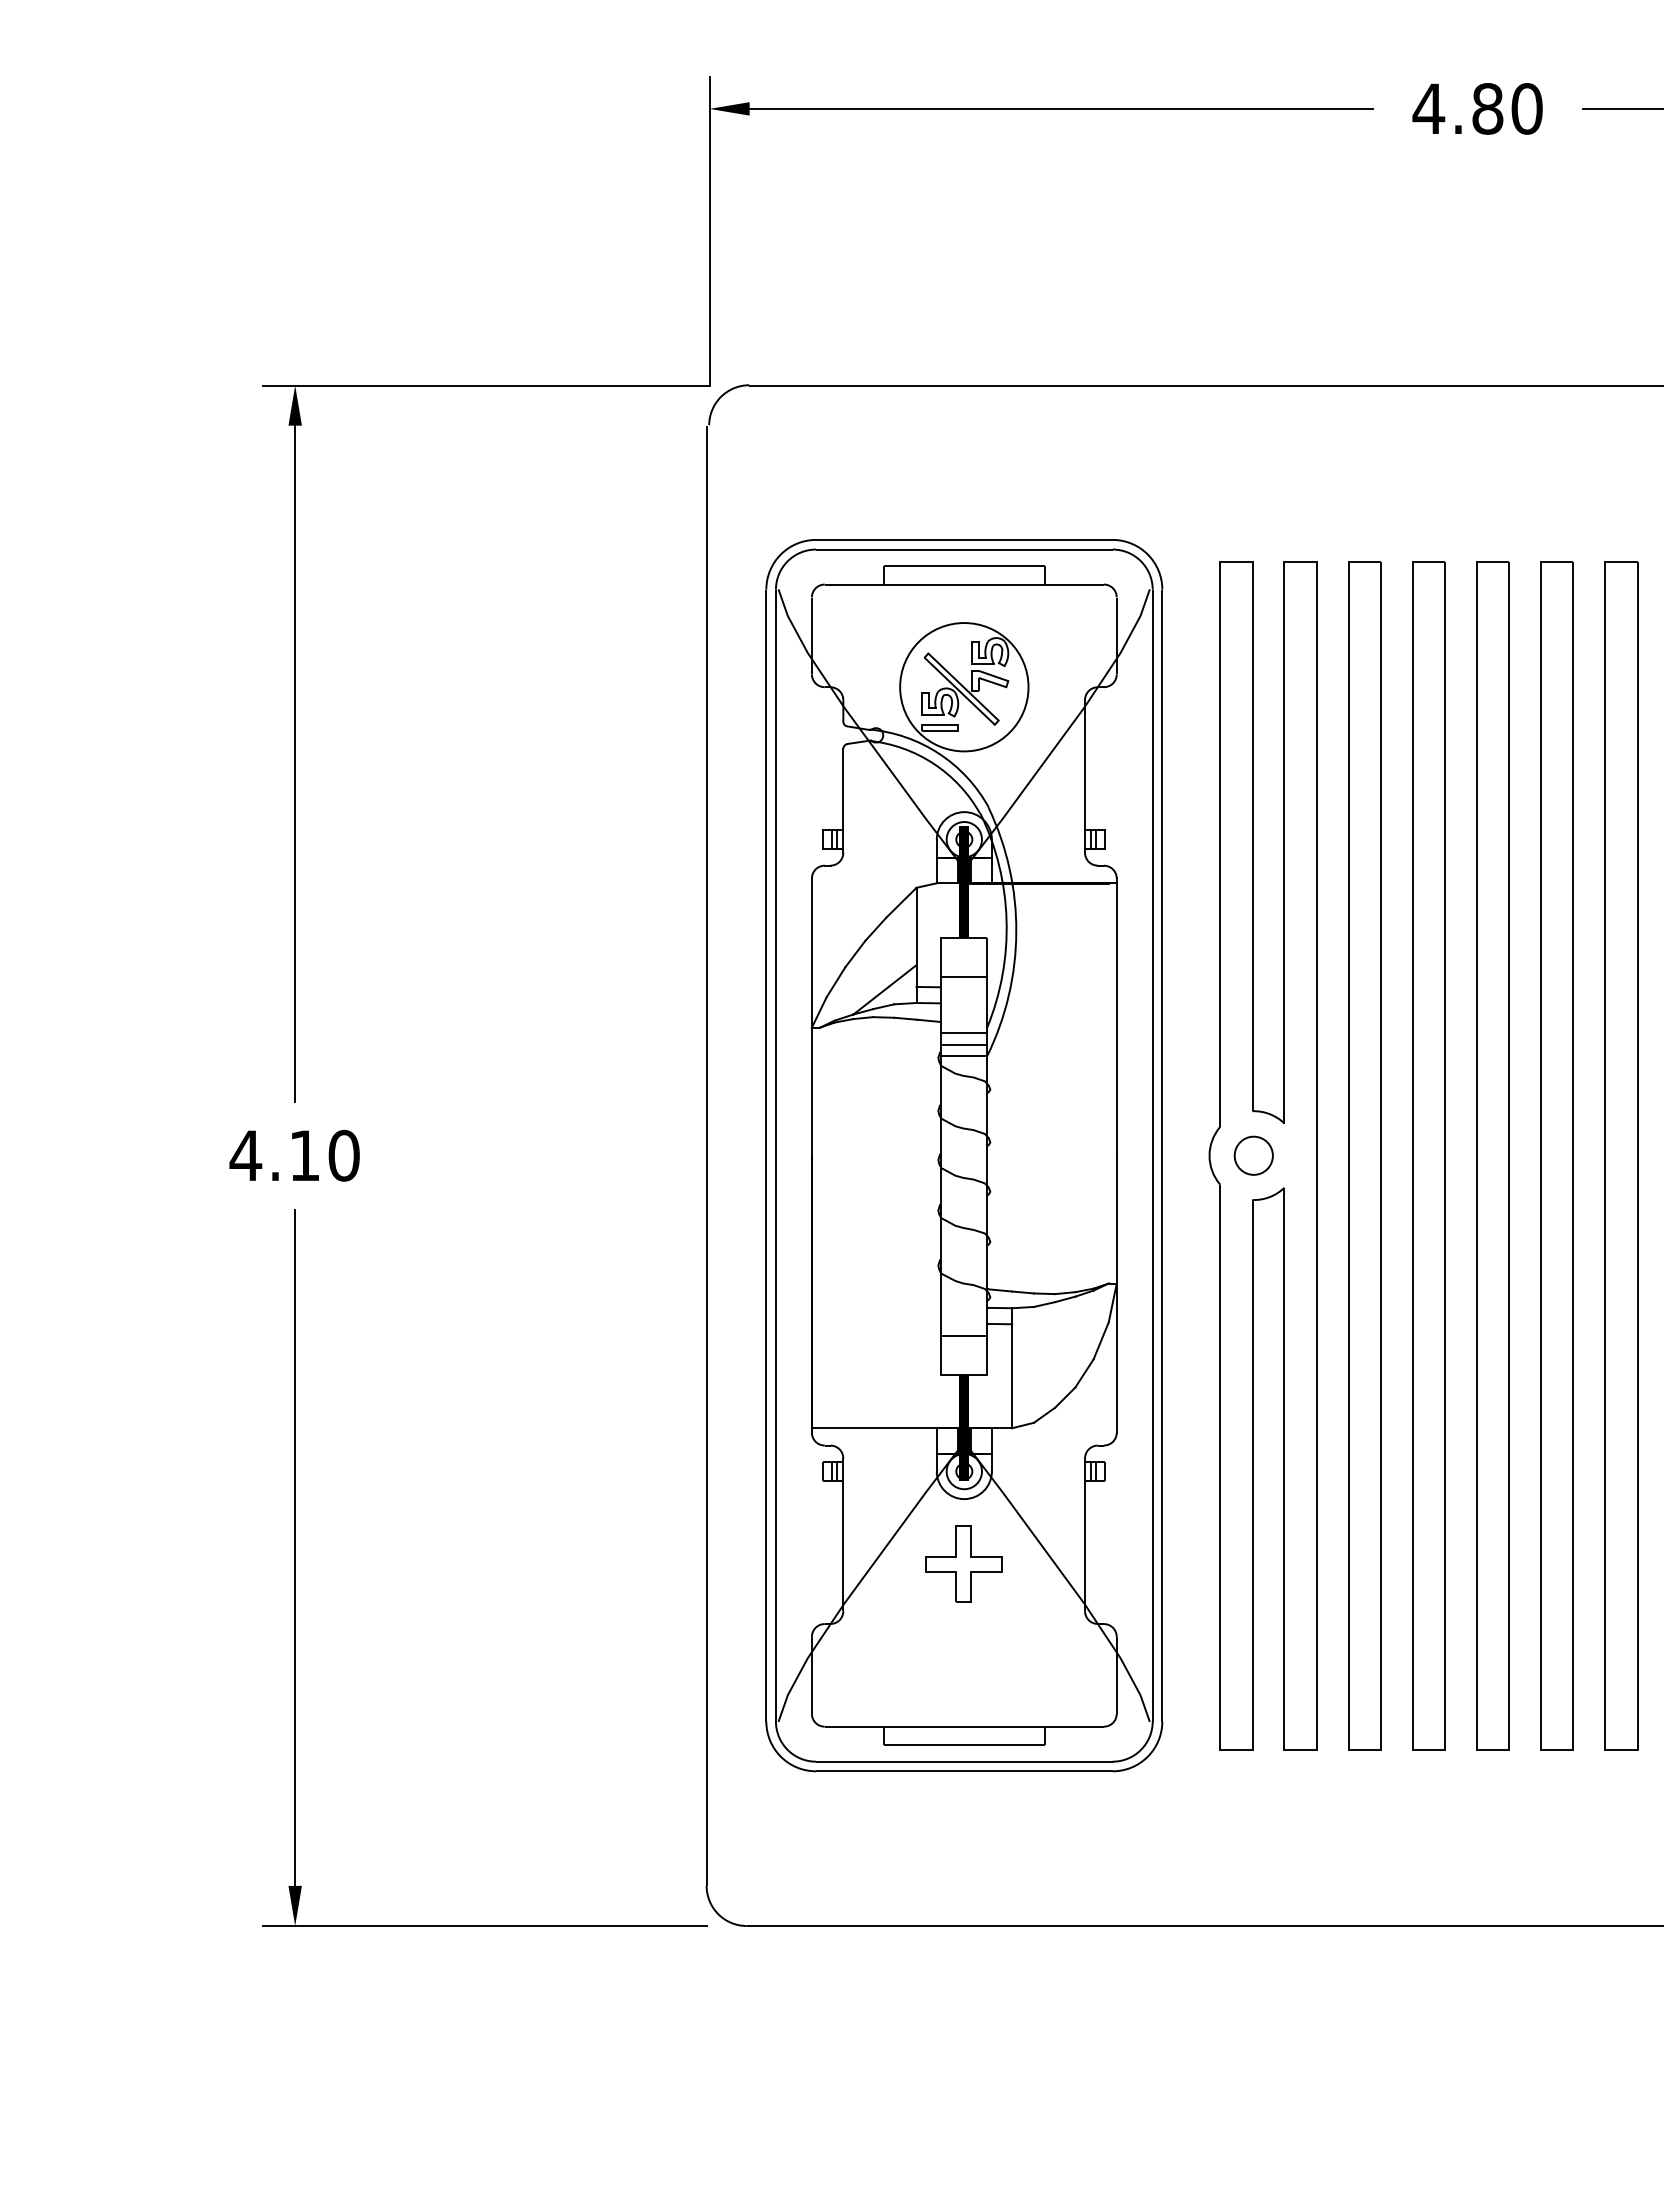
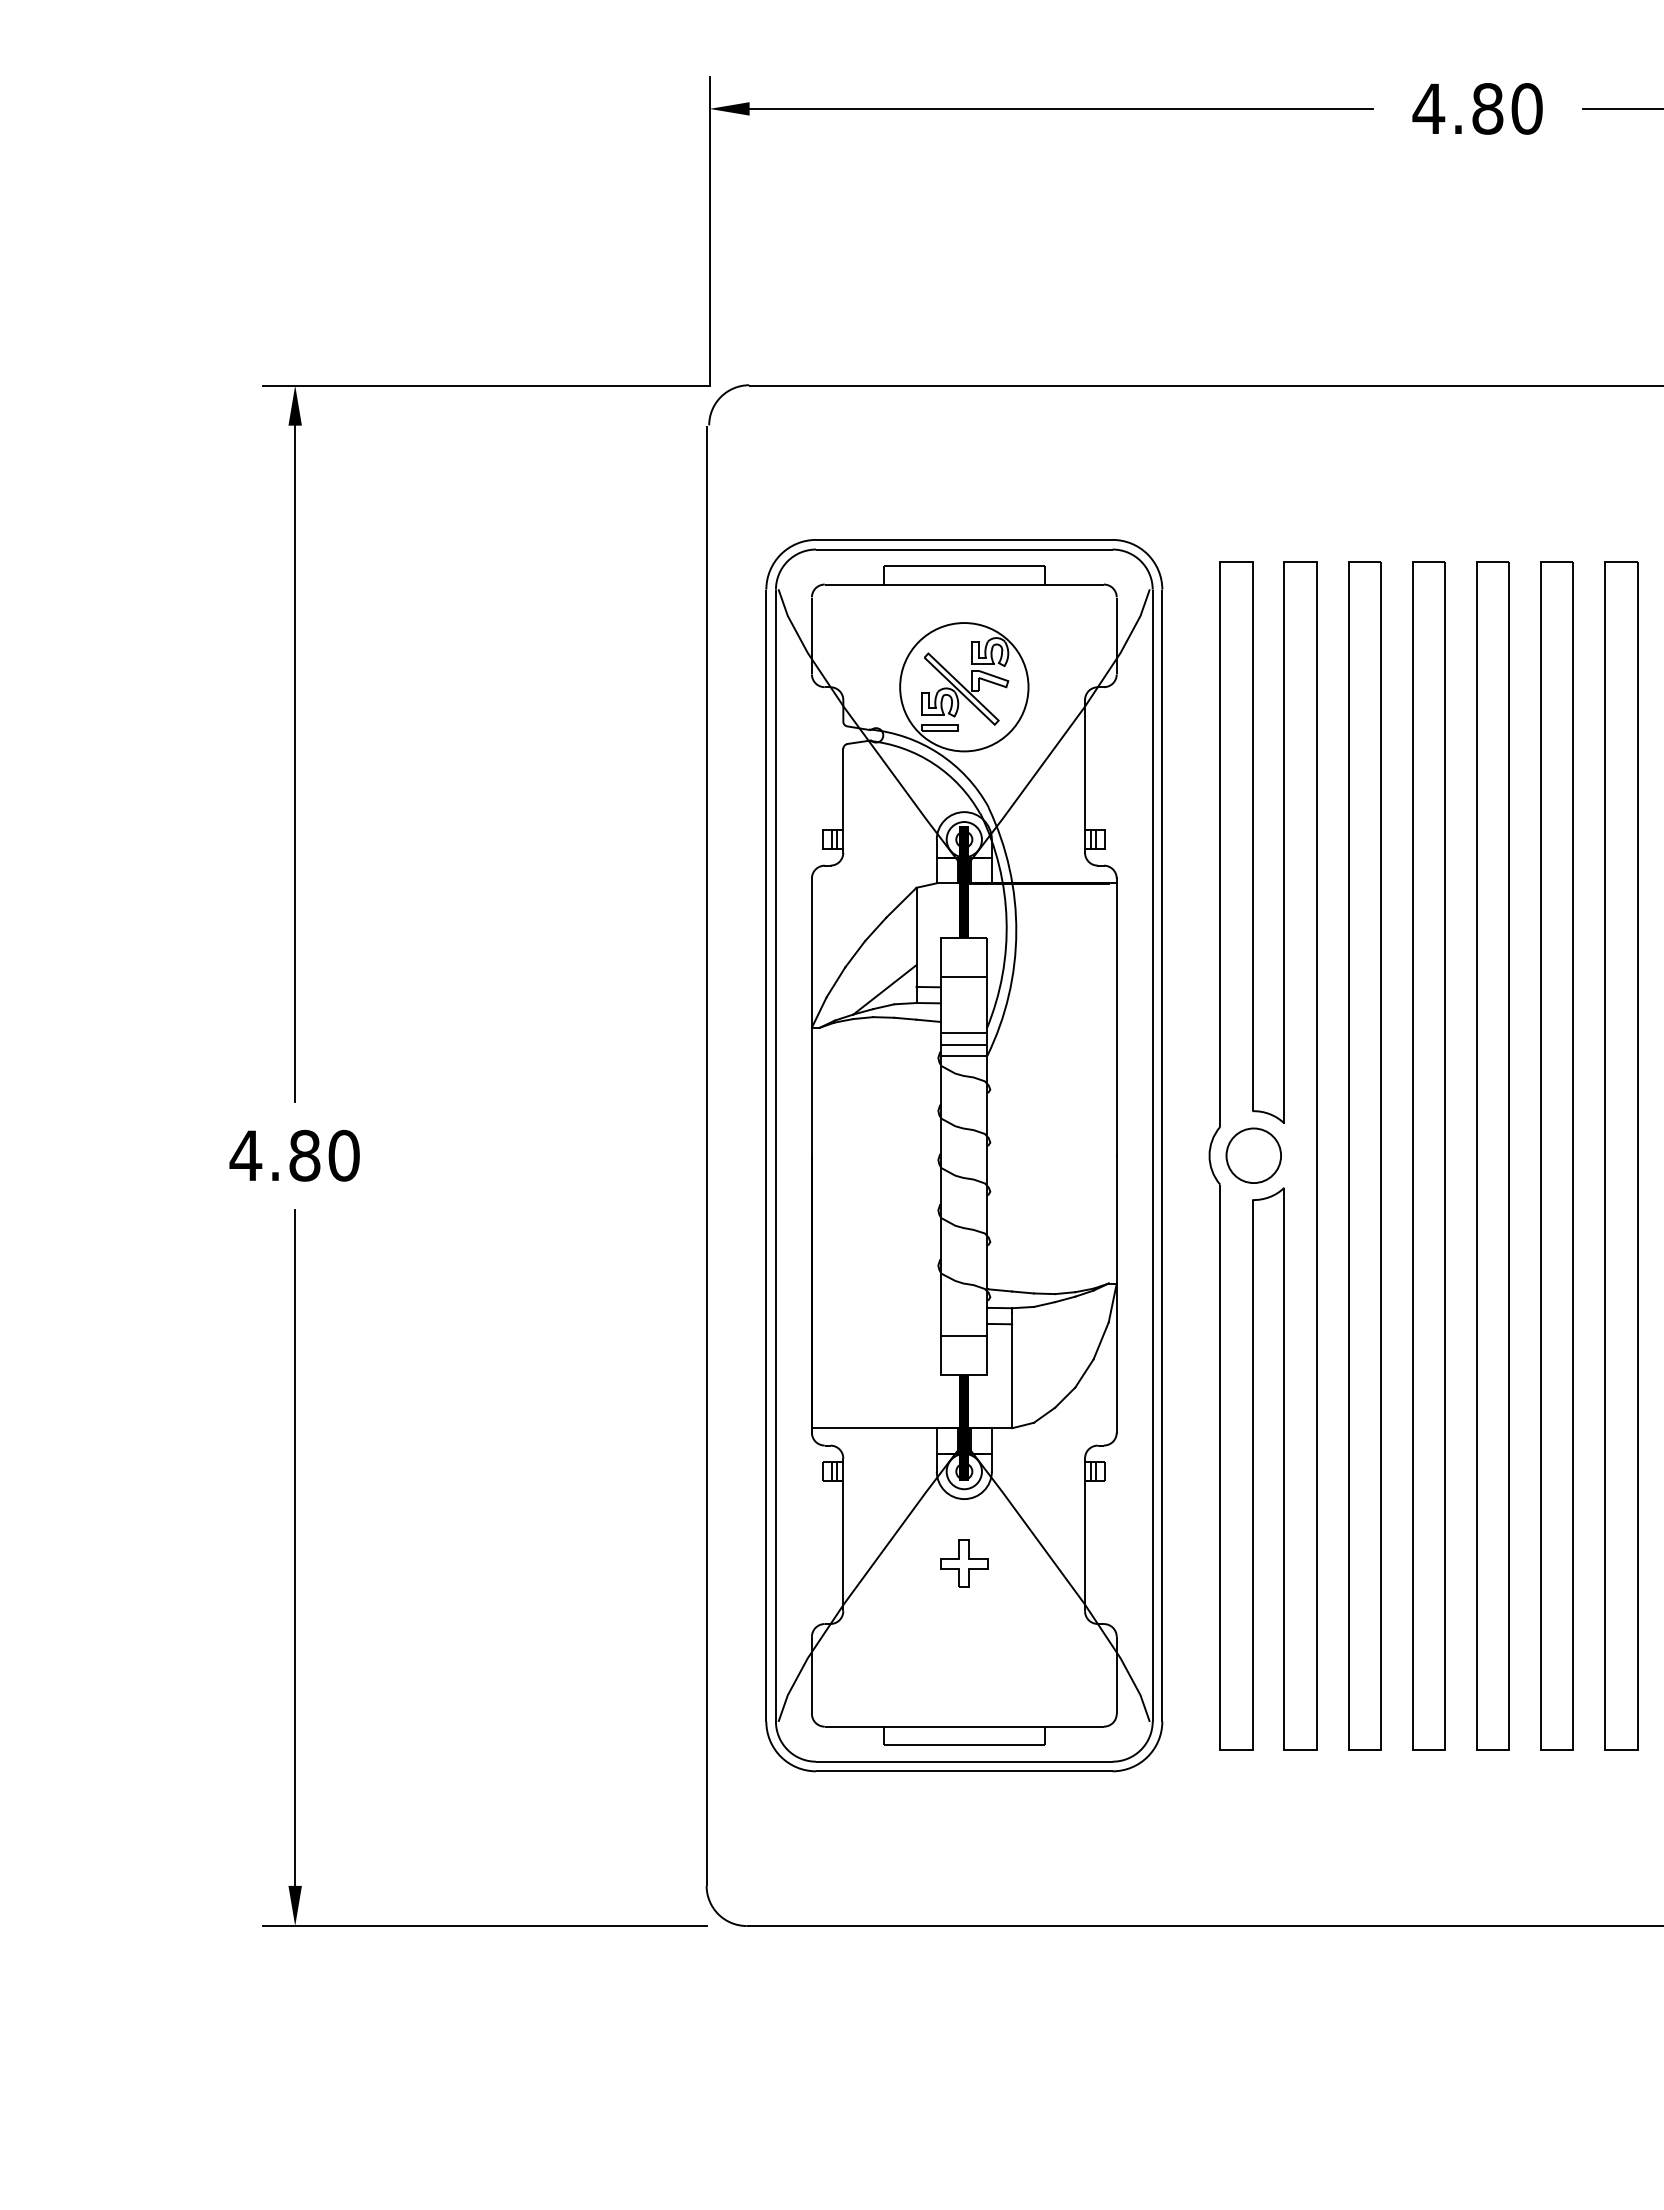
text: 4.10 -> 4.80 (304, 1155)
circle diameter: 38 px -> 55 px (1253, 1155)
part size: 78x78 px -> 49x49 px (964, 1563)
